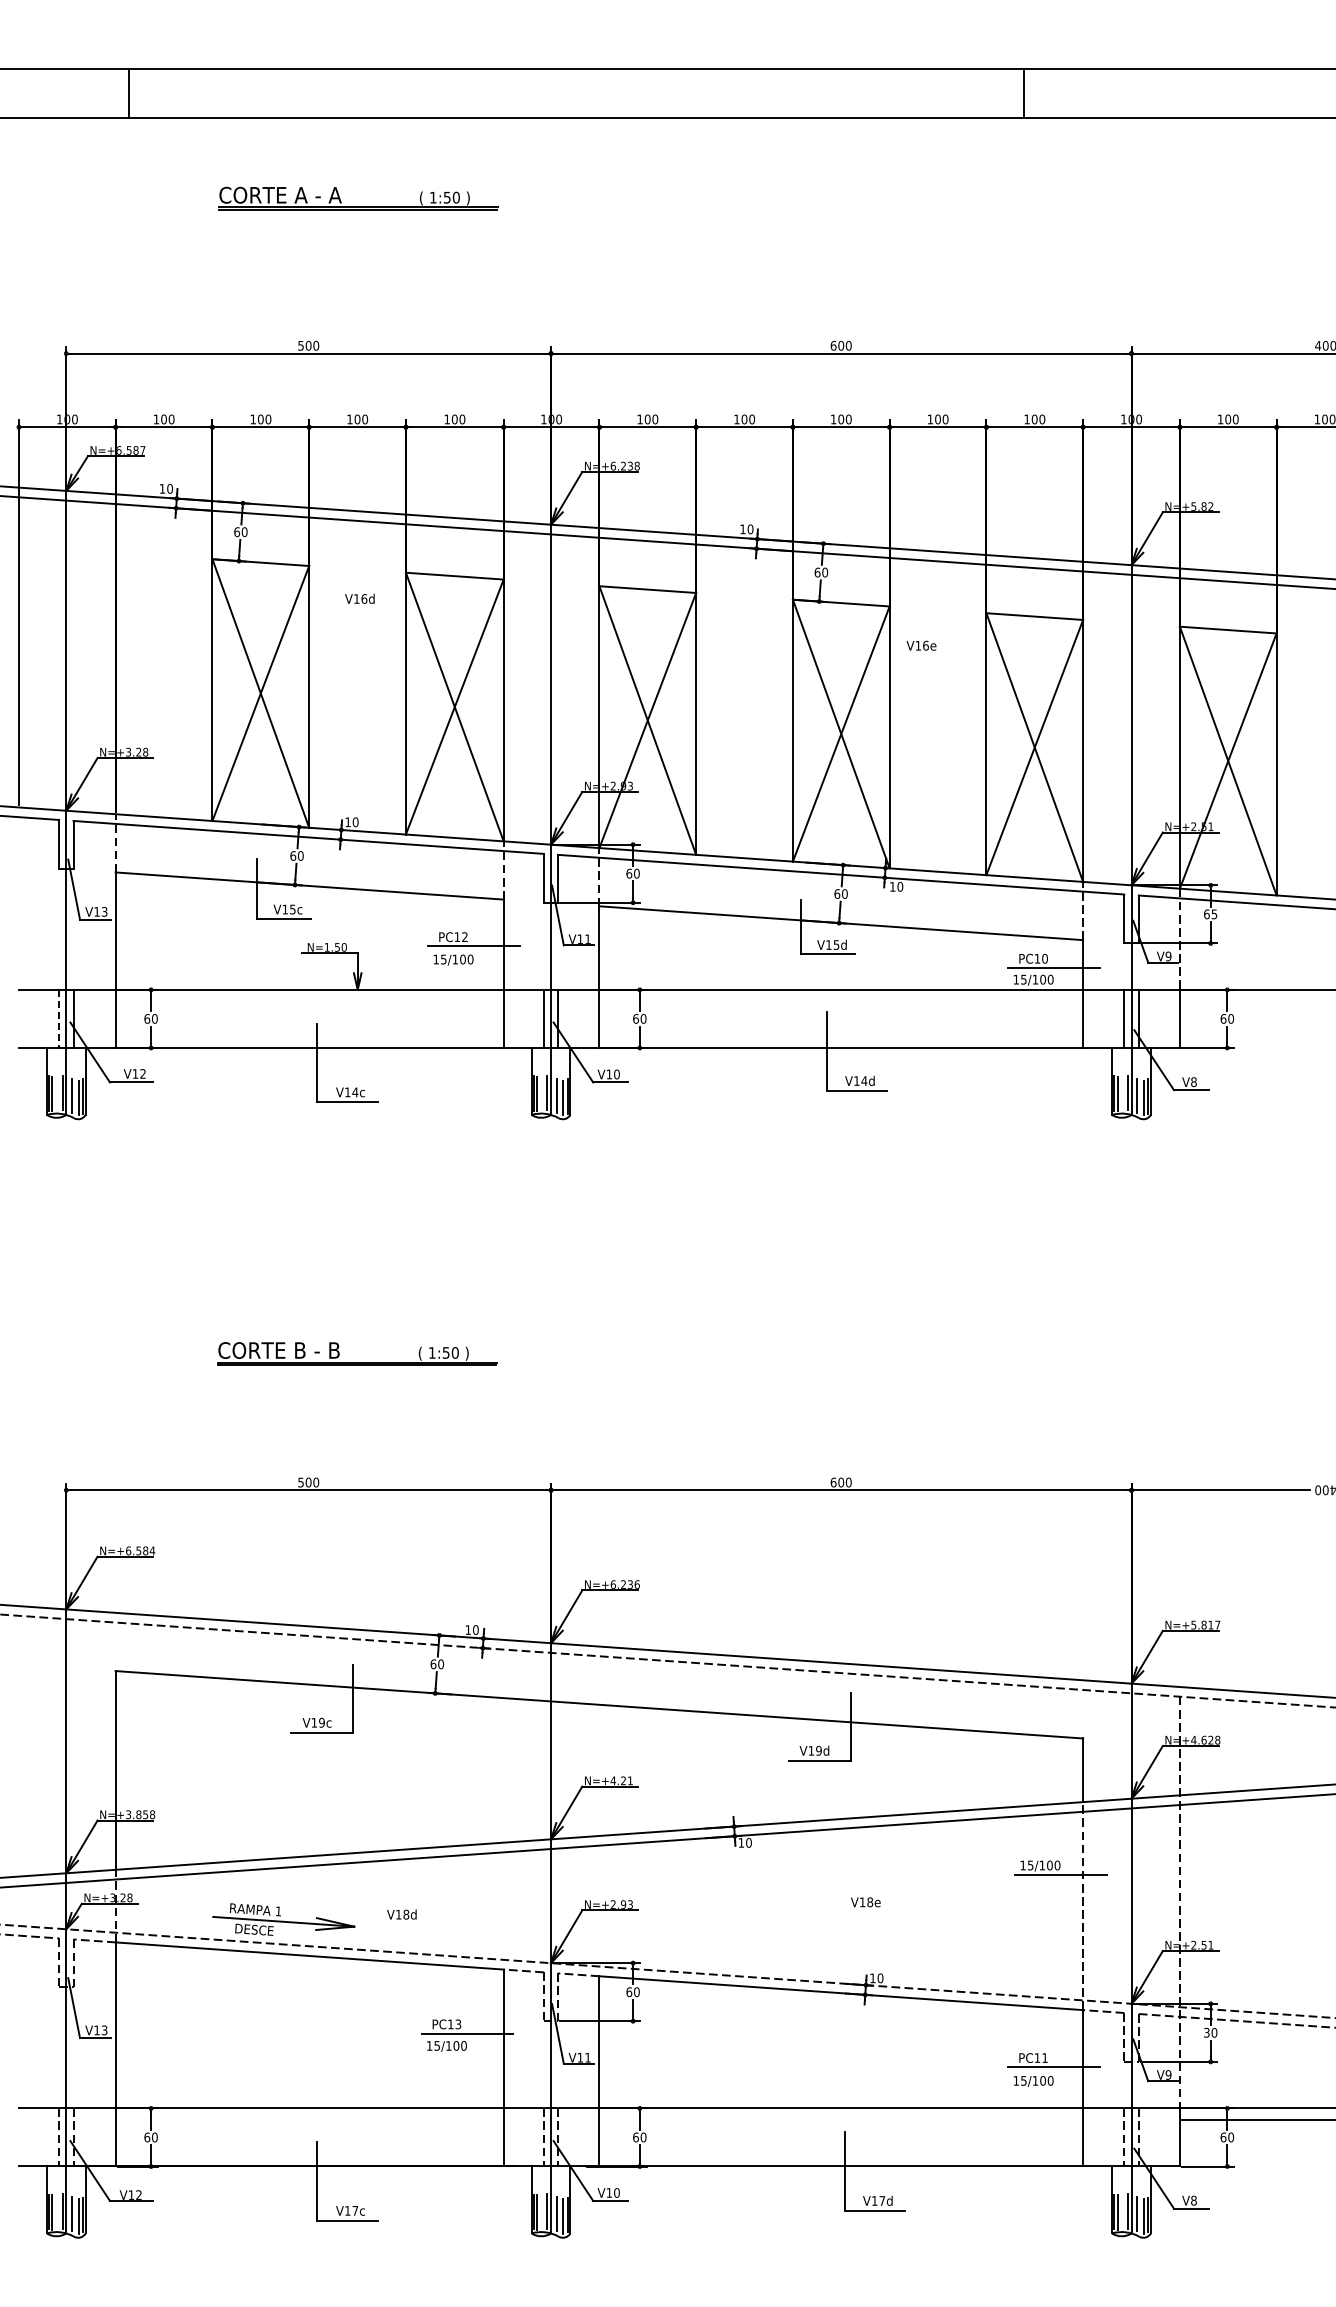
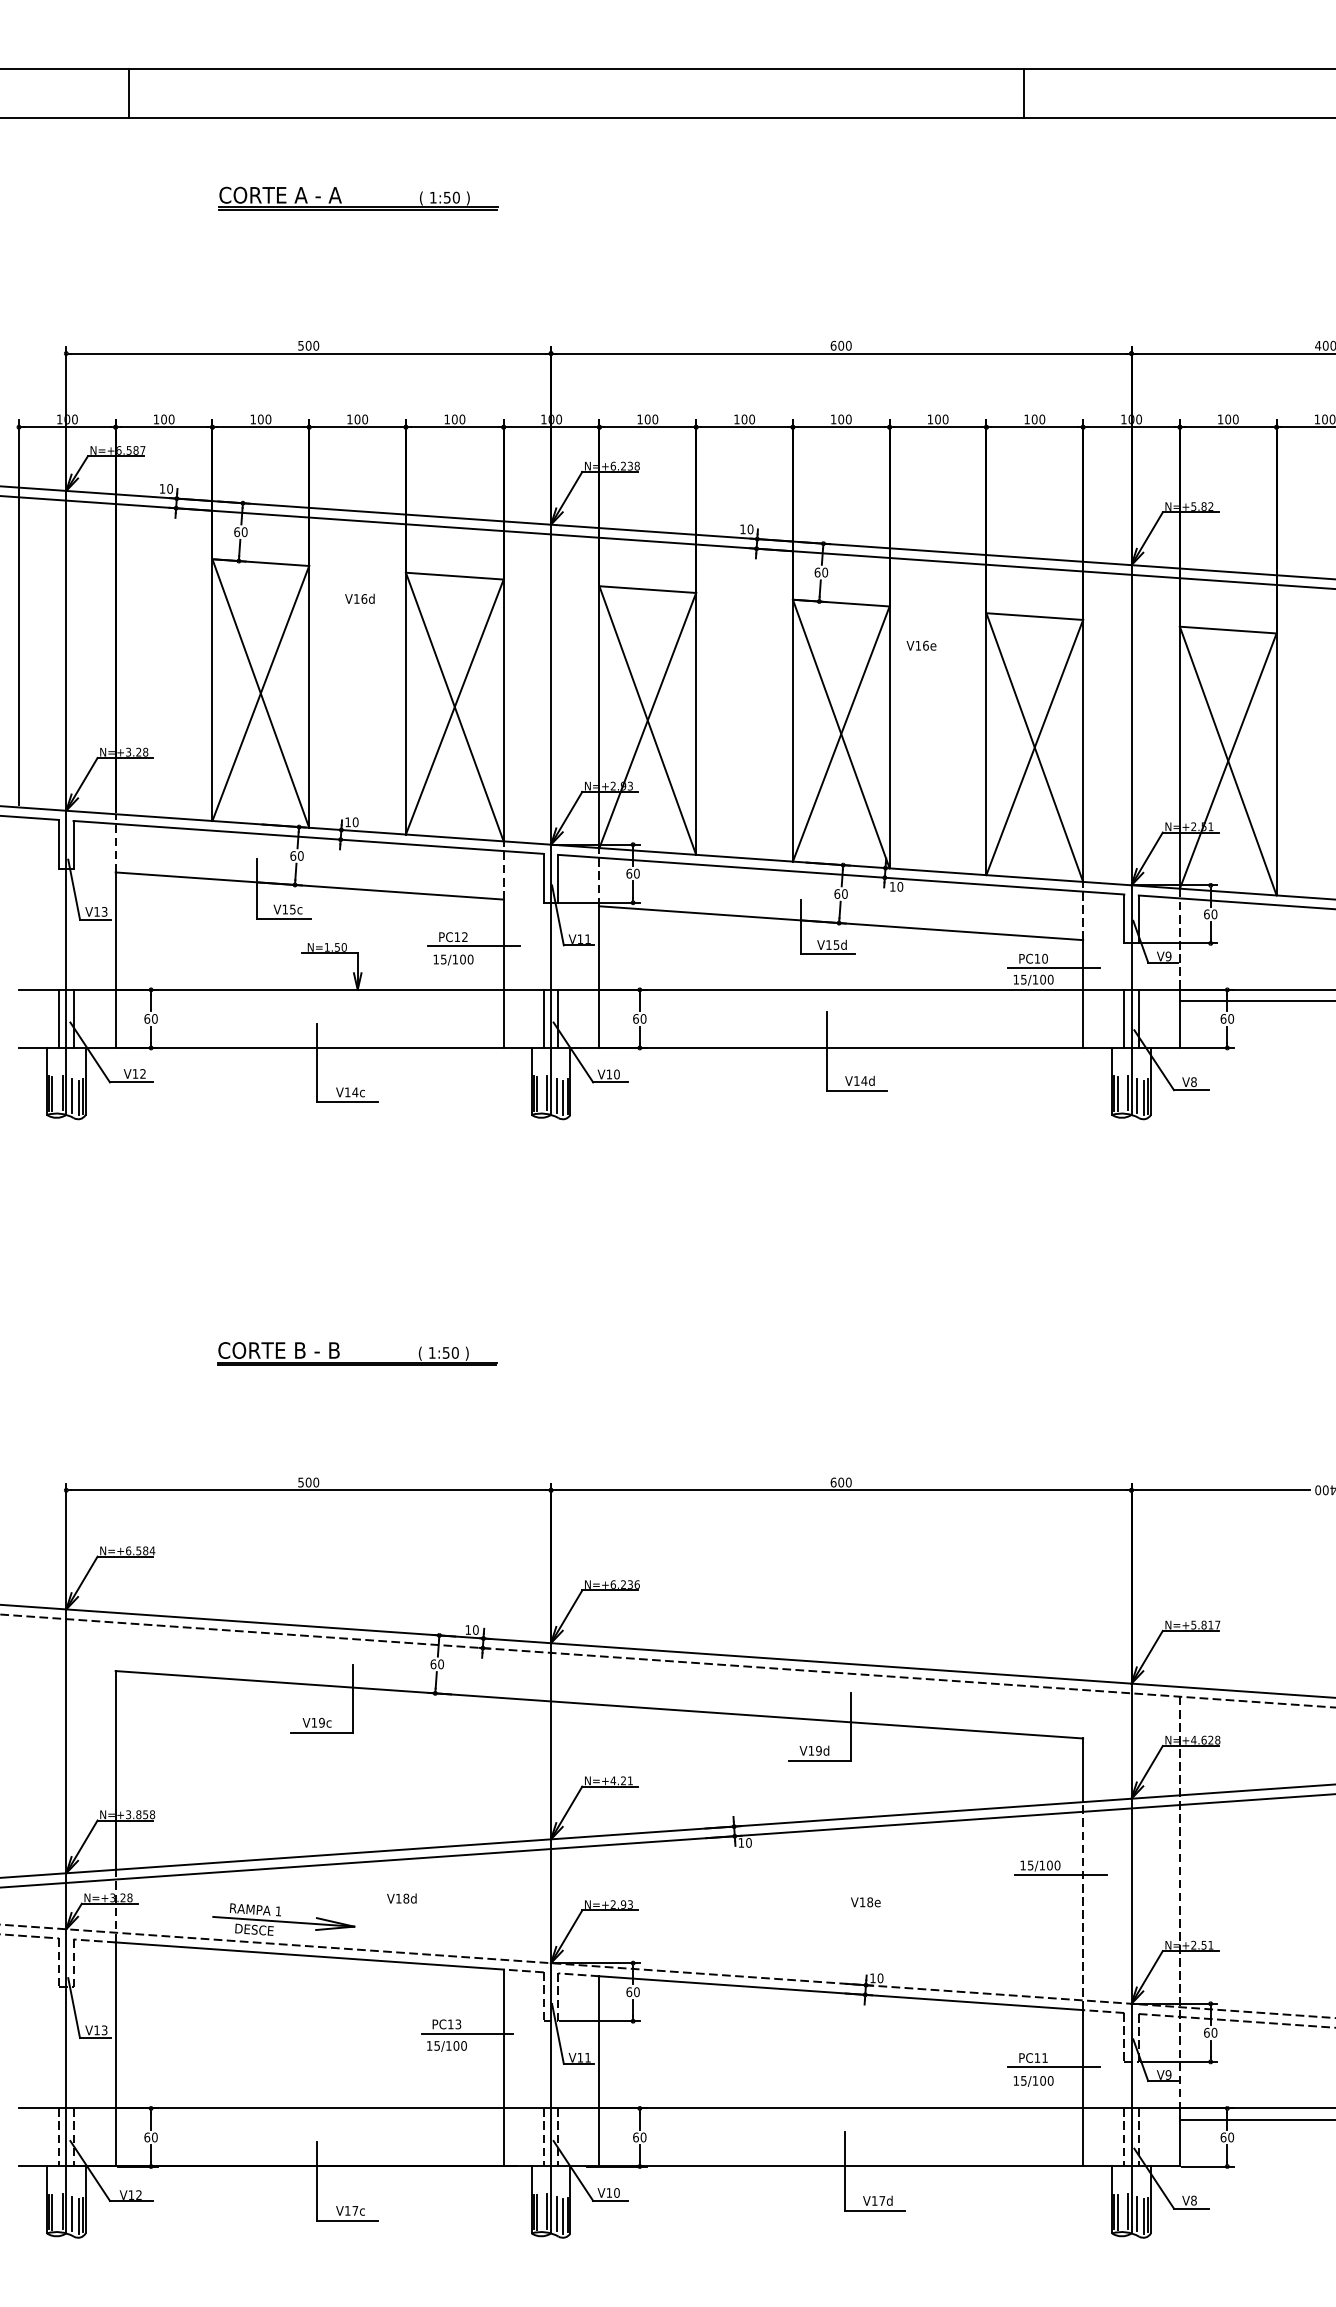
text: 65 -> 60 (1214, 914)
line: none -> present (1255, 1001)
line: dashed -> solid (59, 1019)
text position: (401, 1914) -> (401, 1898) (401, 1898)
text: 30 -> 60 (1206, 2032)
